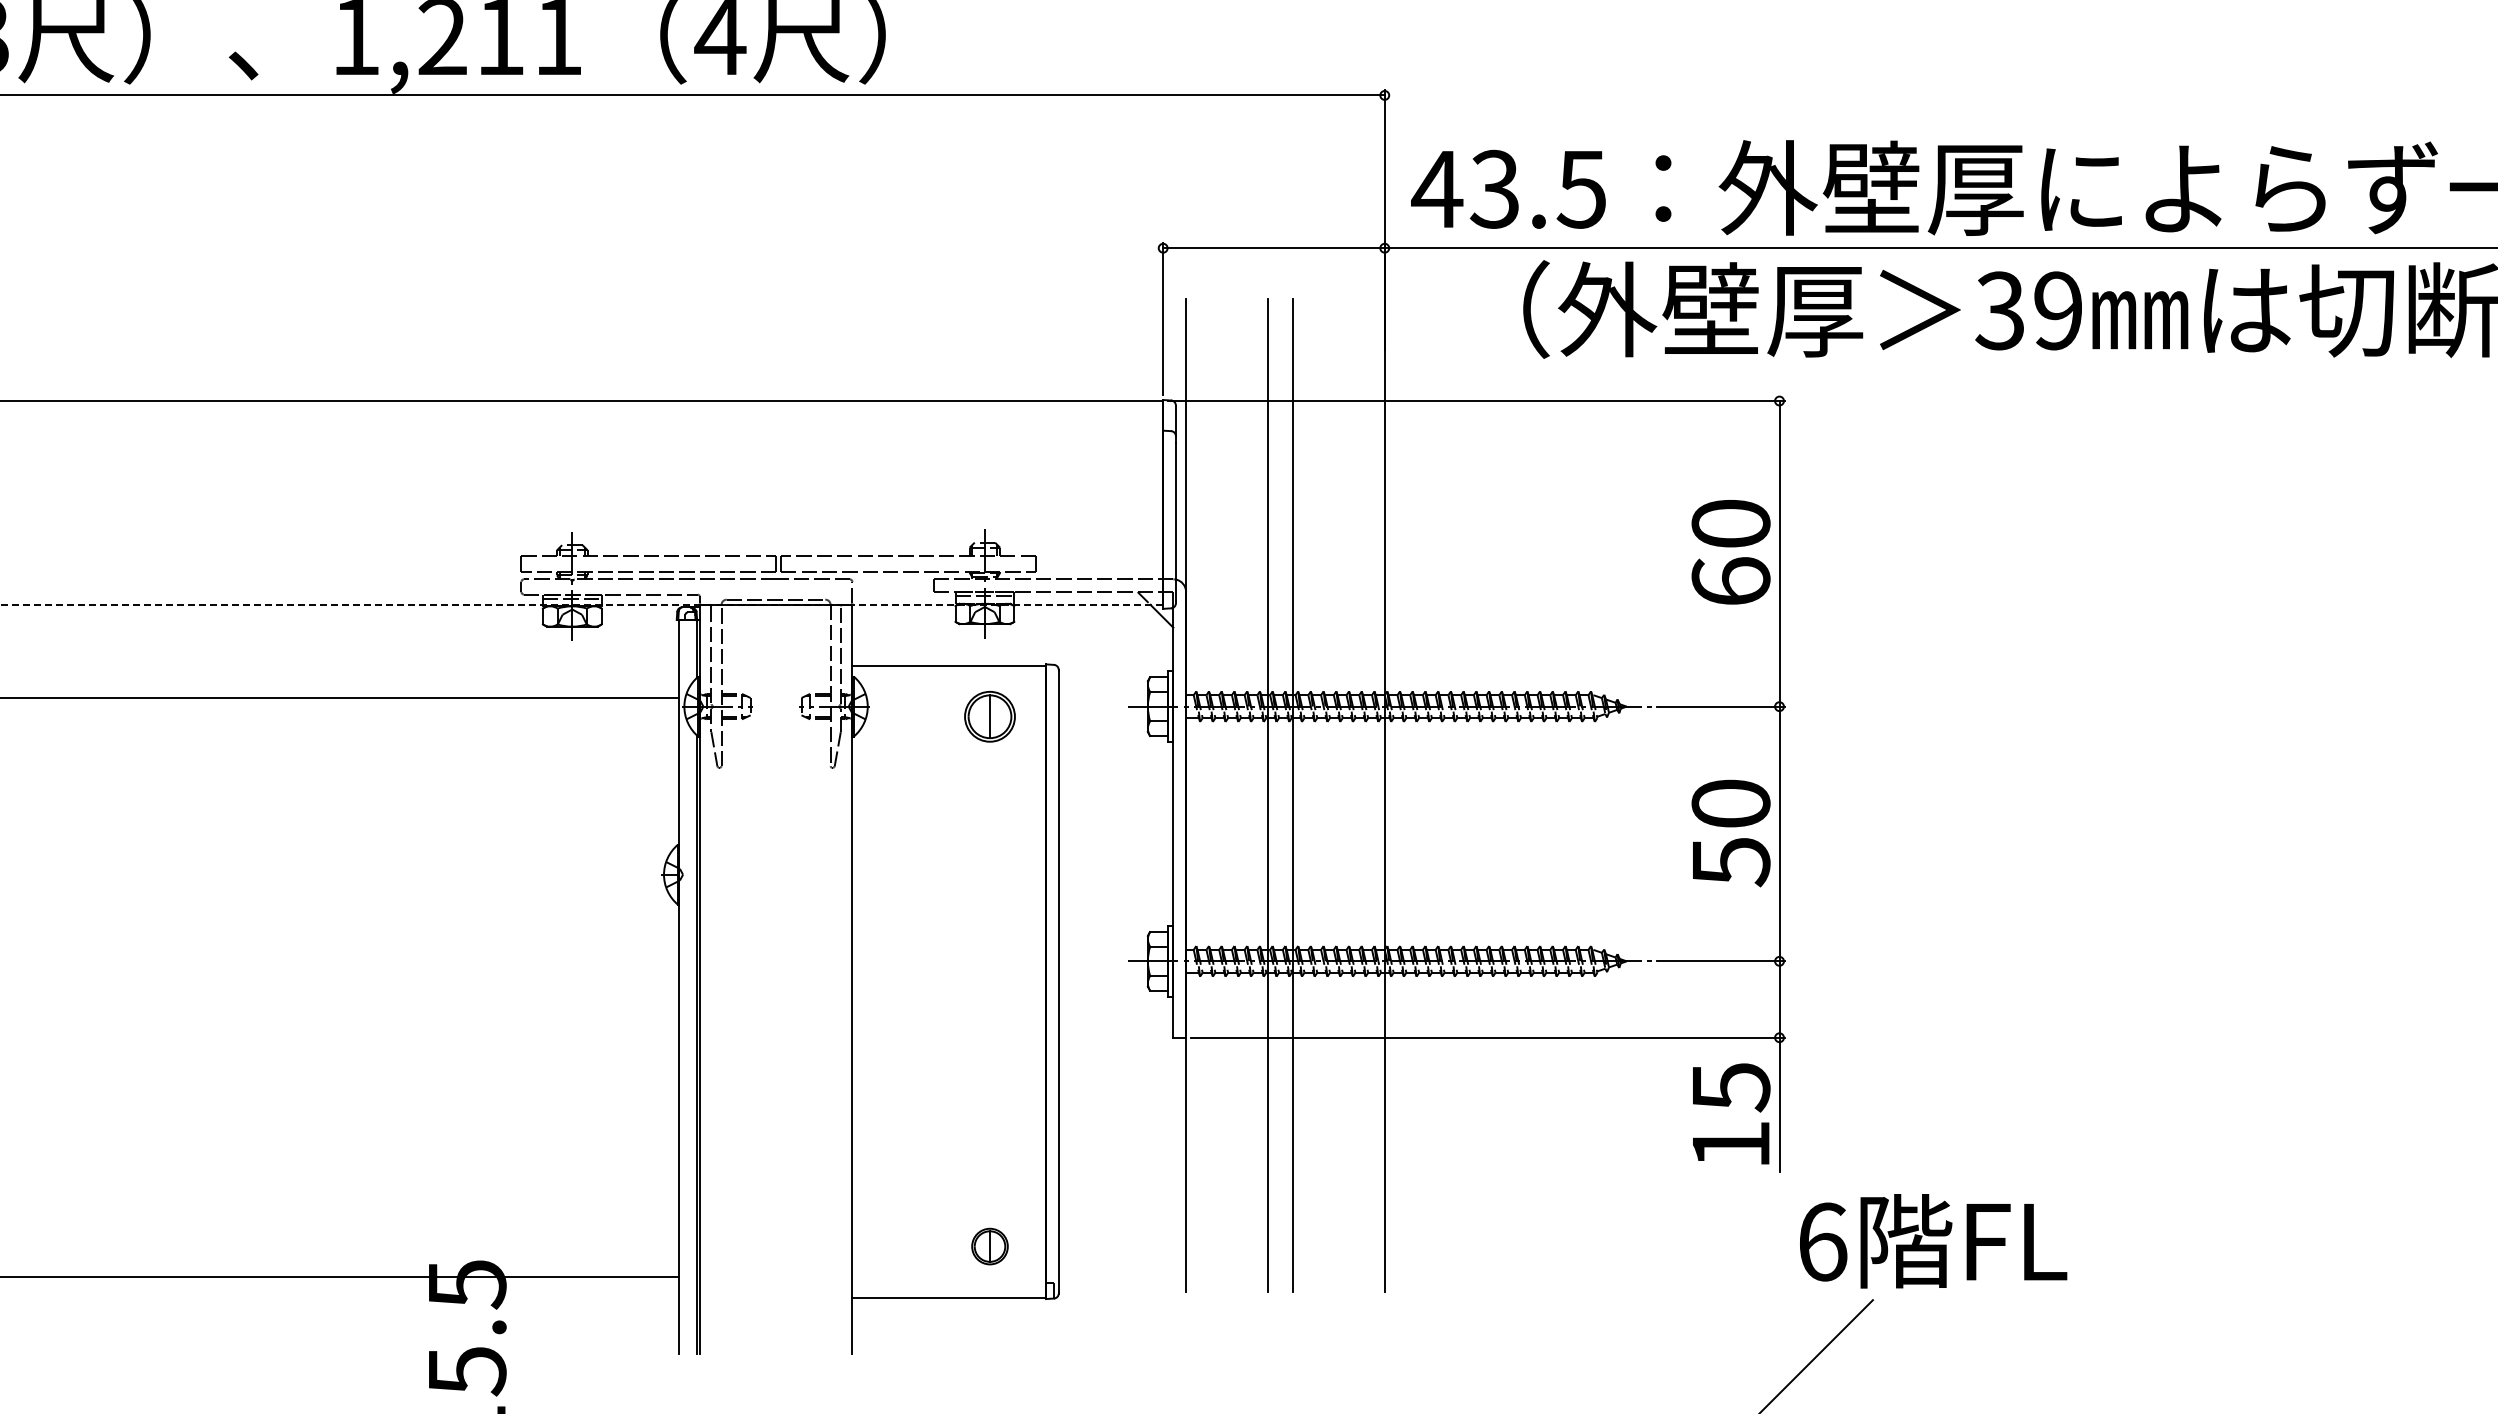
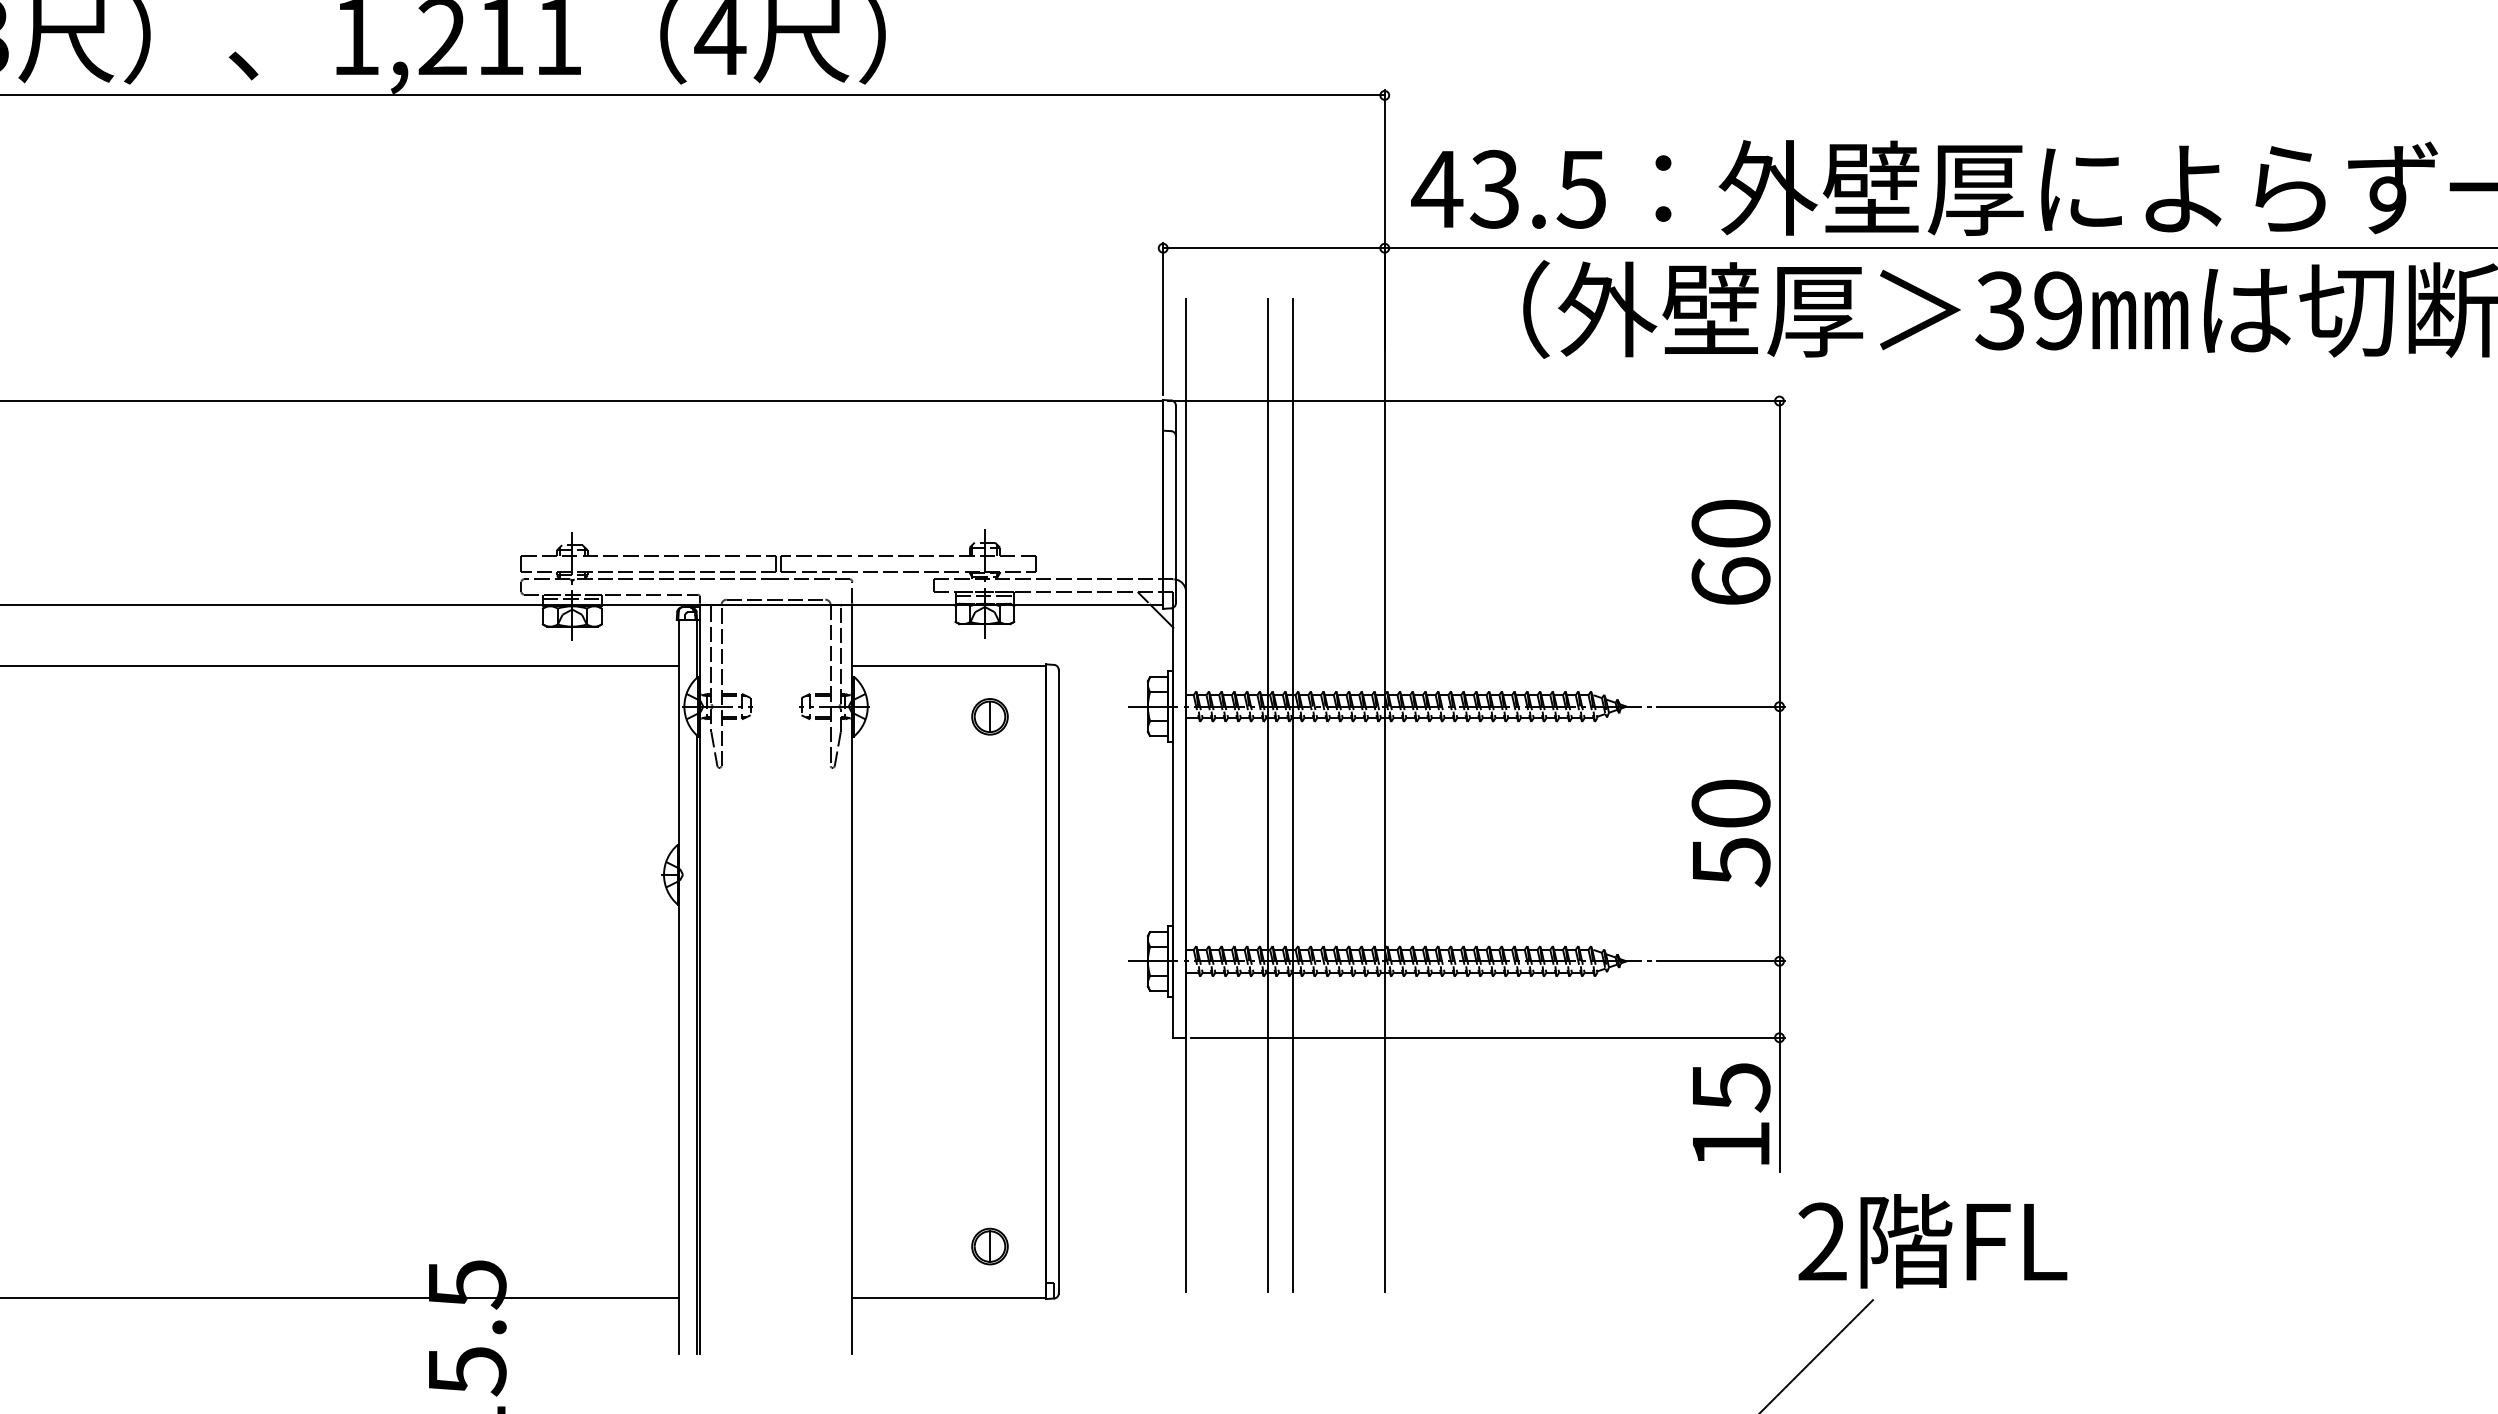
line: dashed -> solid (581, 604)
line position: (340, 697) -> (340, 665) (340, 665)
part size: 52x52 px -> 38x38 px (989, 716)
text: 6 -> 2 (1822, 1241)
line position: (340, 1276) -> (340, 1297) (340, 1297)
